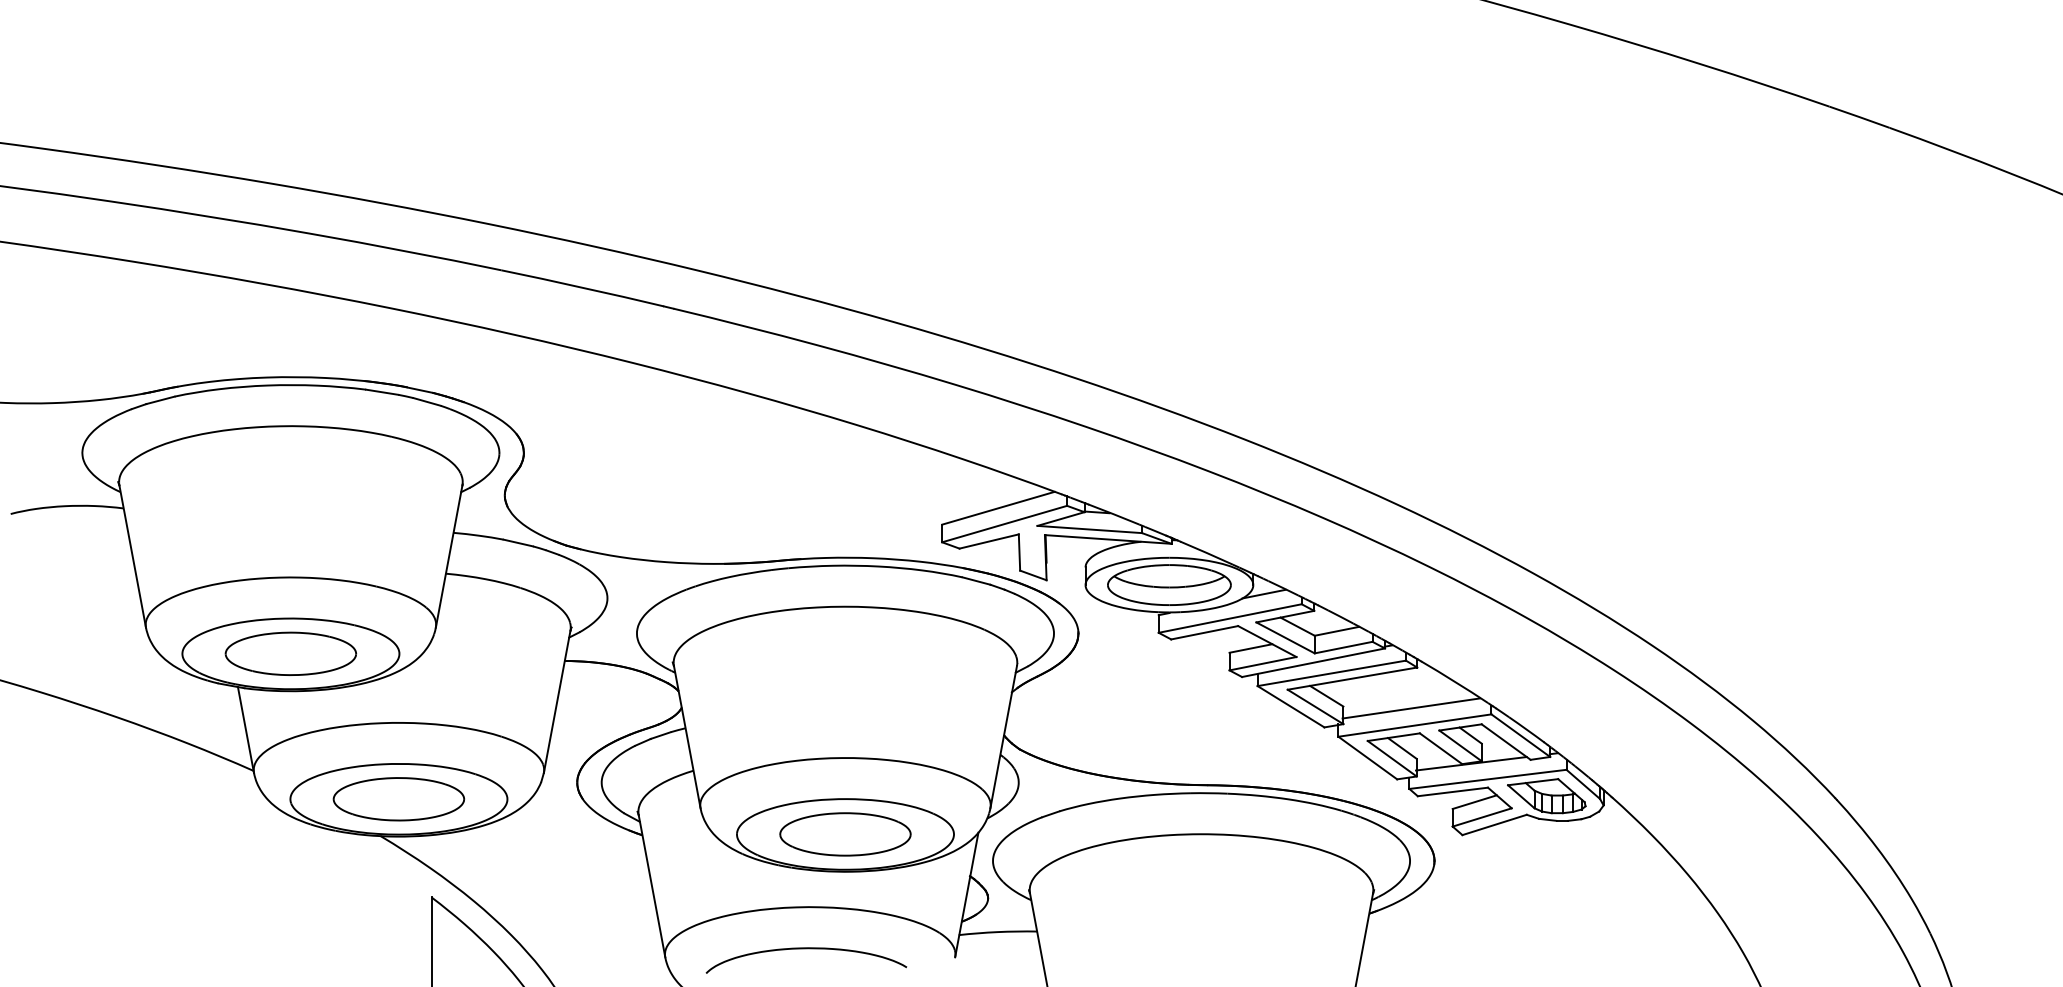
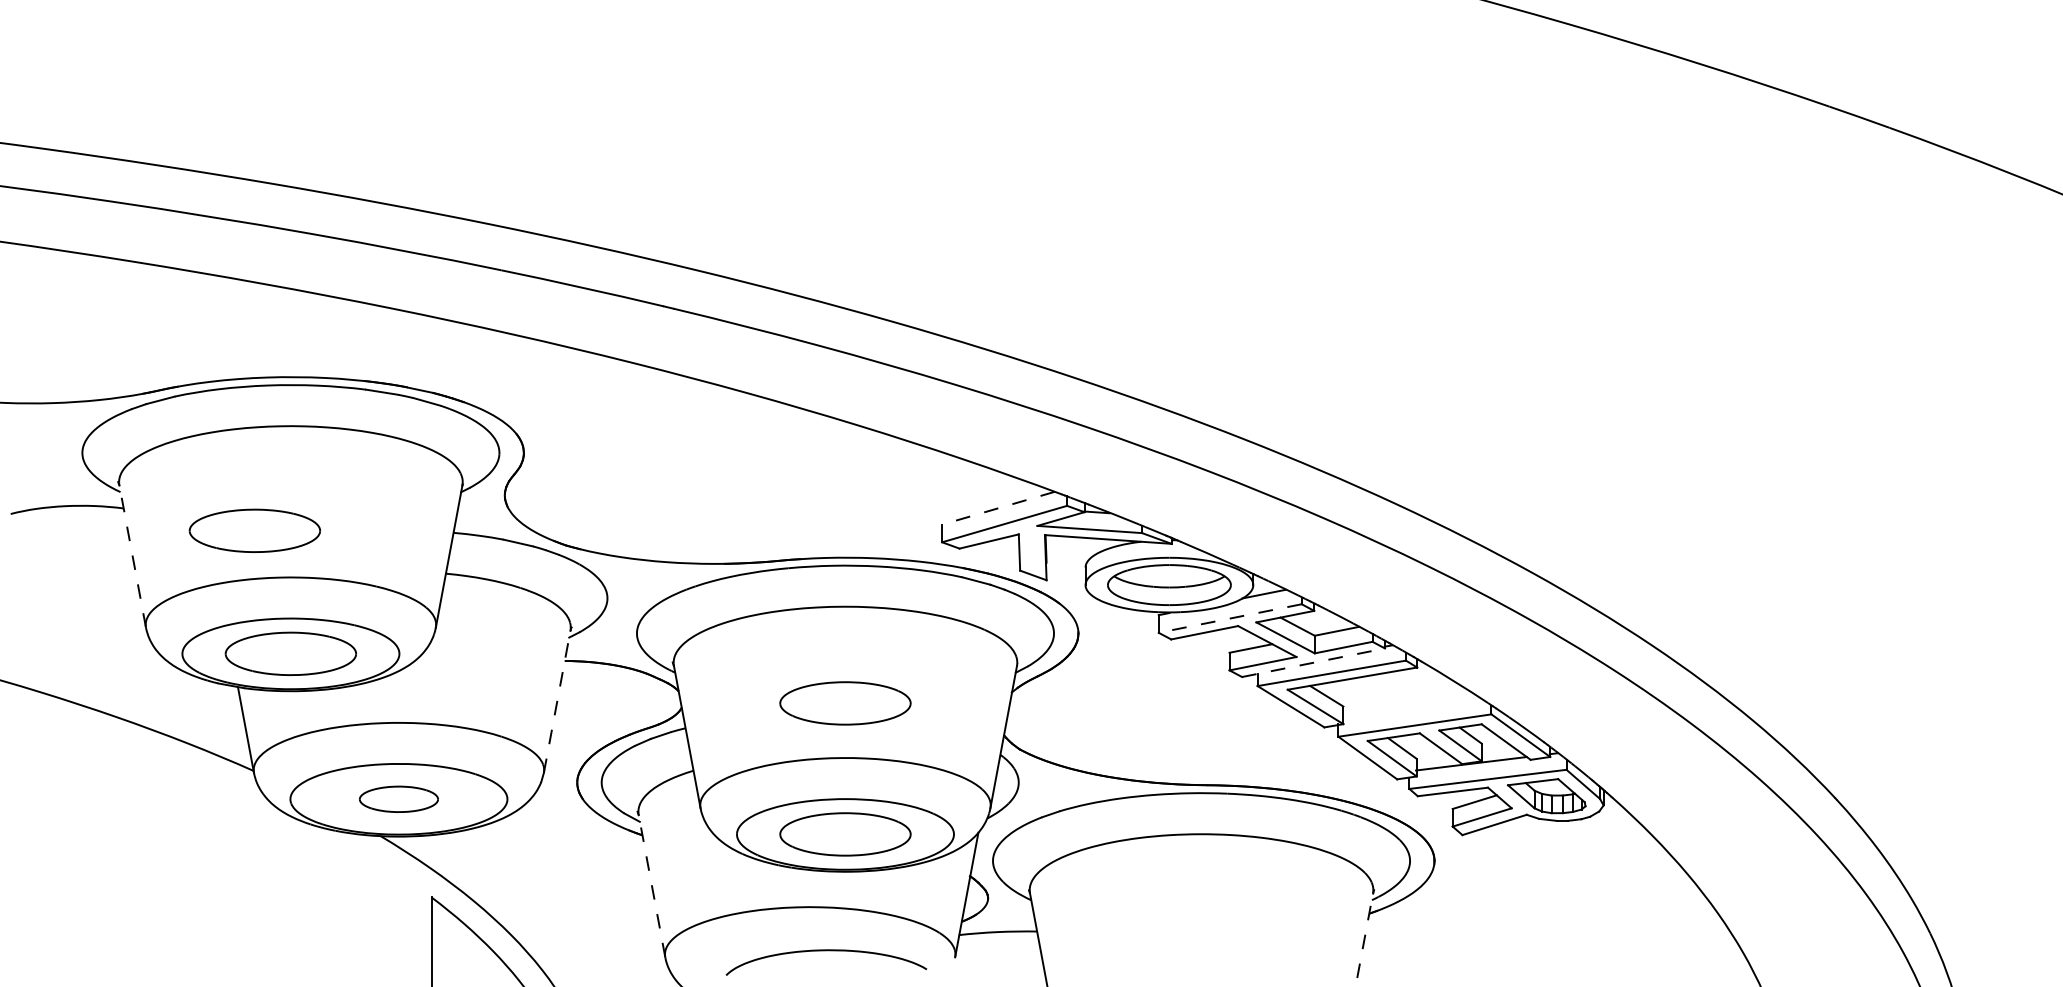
line: solid -> dashed (998, 508)
part: none -> present (254, 530)
line: solid -> dashed (132, 556)
line: solid -> dashed (1230, 618)
line: solid -> dashed (1313, 662)
line: solid -> dashed (557, 701)
part: none -> present (845, 703)
line: present -> none (1410, 708)
part size: 134x45 px -> 80x28 px (398, 798)
line: solid -> dashed (651, 885)
line: solid -> dashed (1364, 939)
curve position: (806, 949) -> (826, 951) (826, 951)
